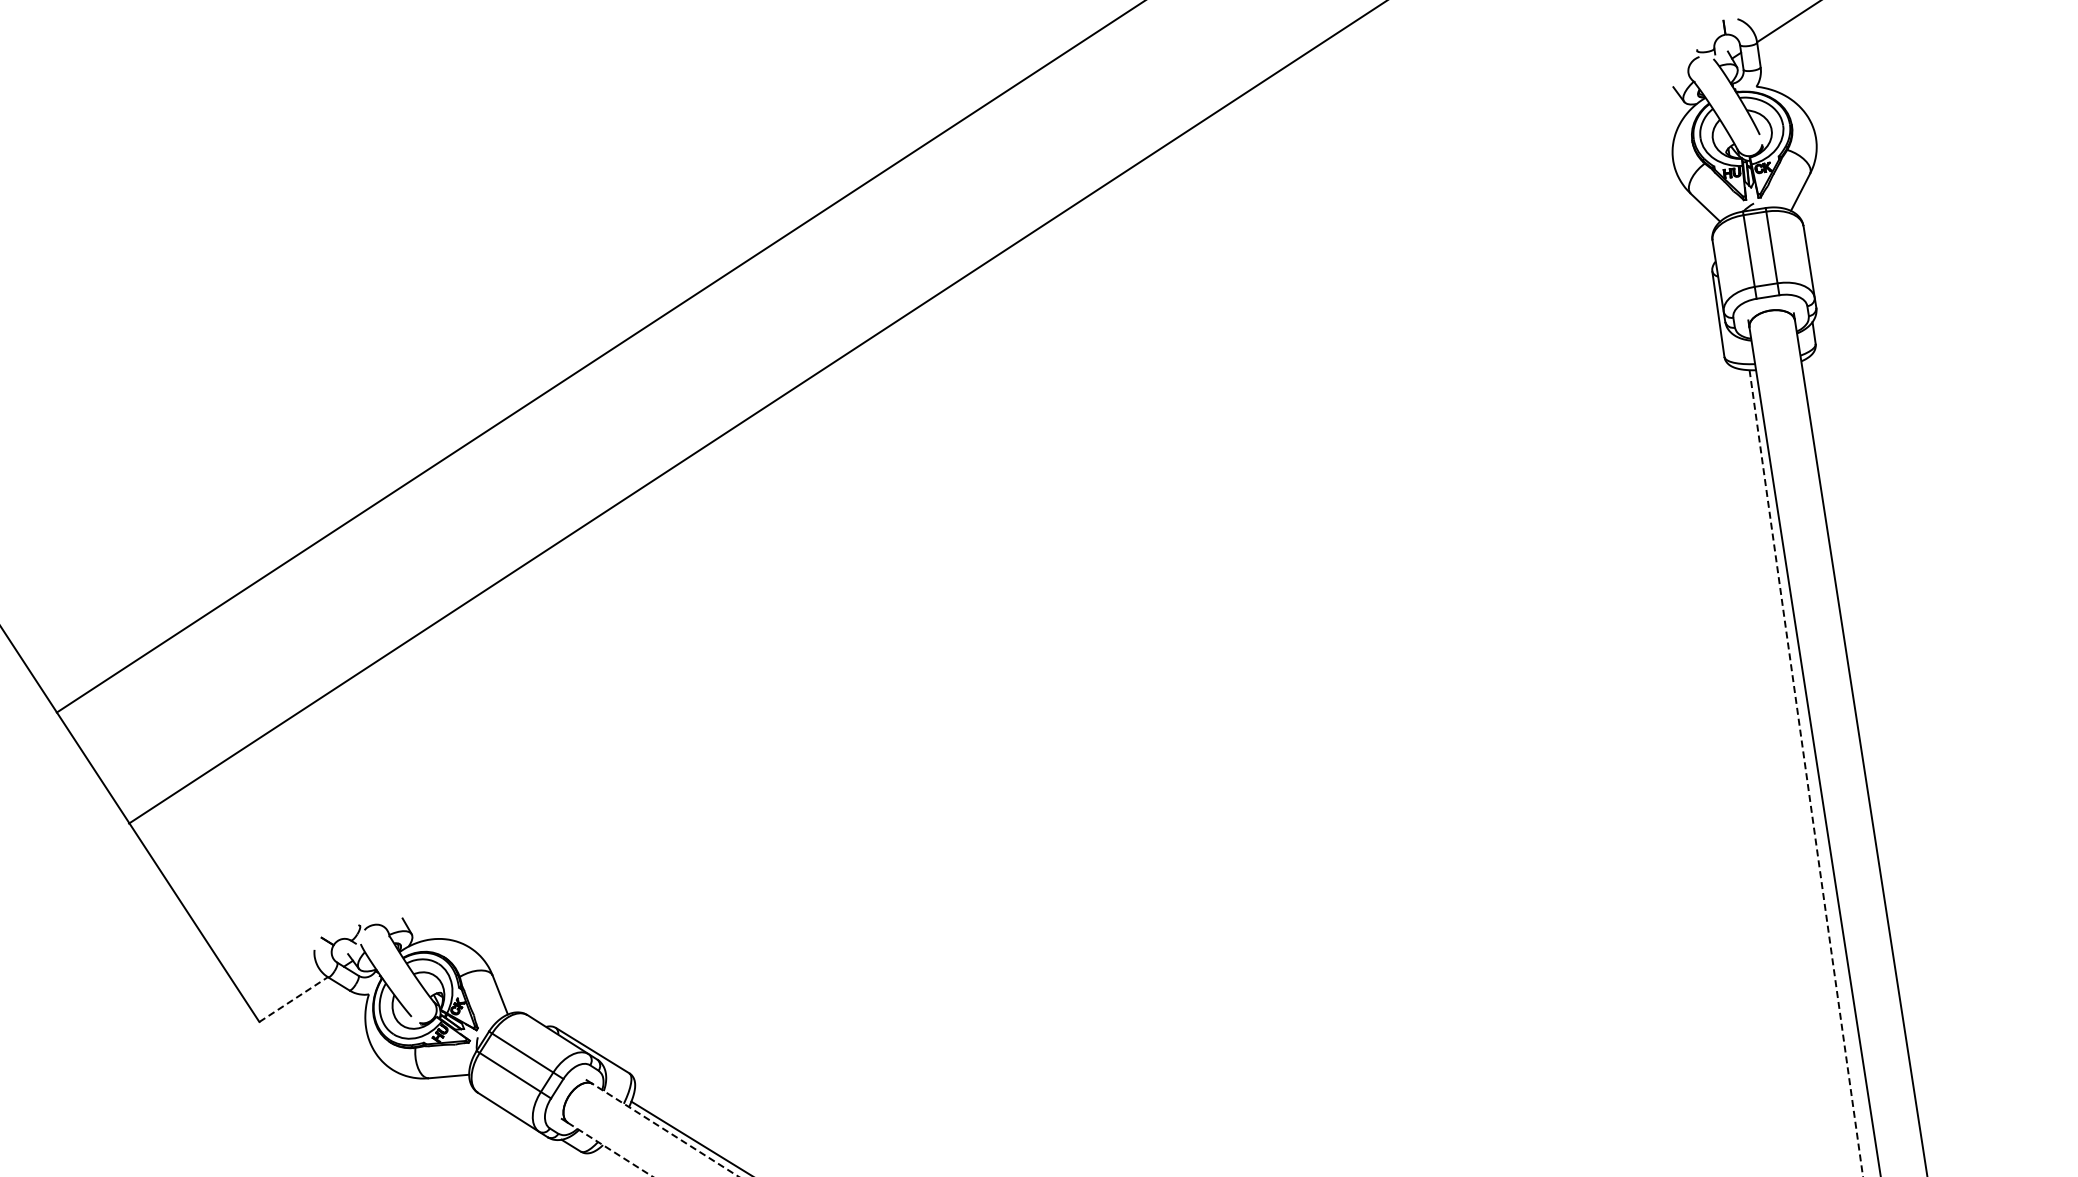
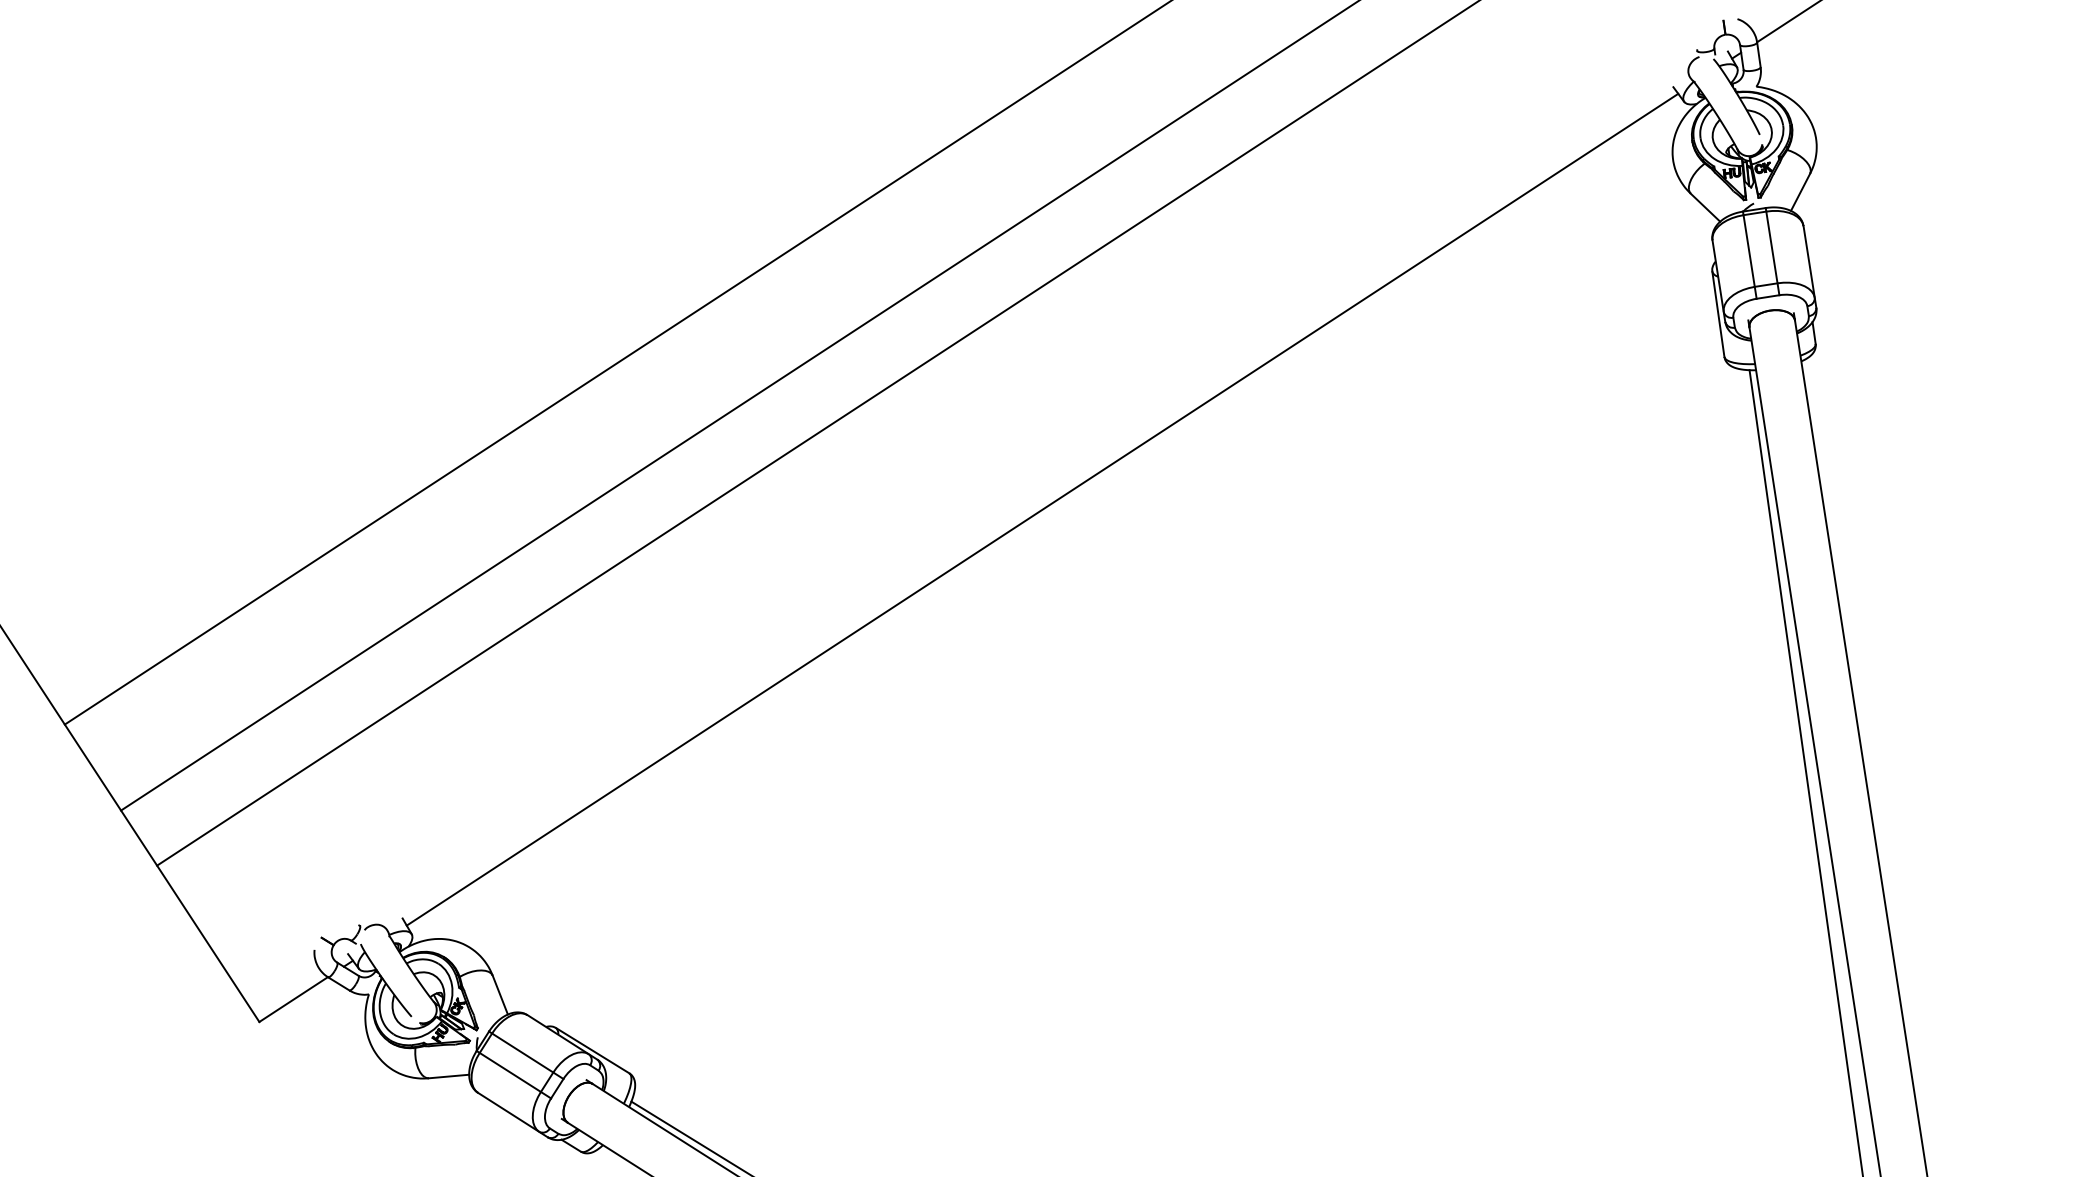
line position: (599, 357) -> (616, 363) (616, 363)
line position: (756, 412) -> (738, 406) (738, 406)
line: none -> present (817, 433)
line: none -> present (1042, 509)
line: dashed -> solid (1806, 773)
line: dashed -> solid (293, 999)
line: dashed -> solid (665, 1129)
line: dashed -> solid (610, 1150)
